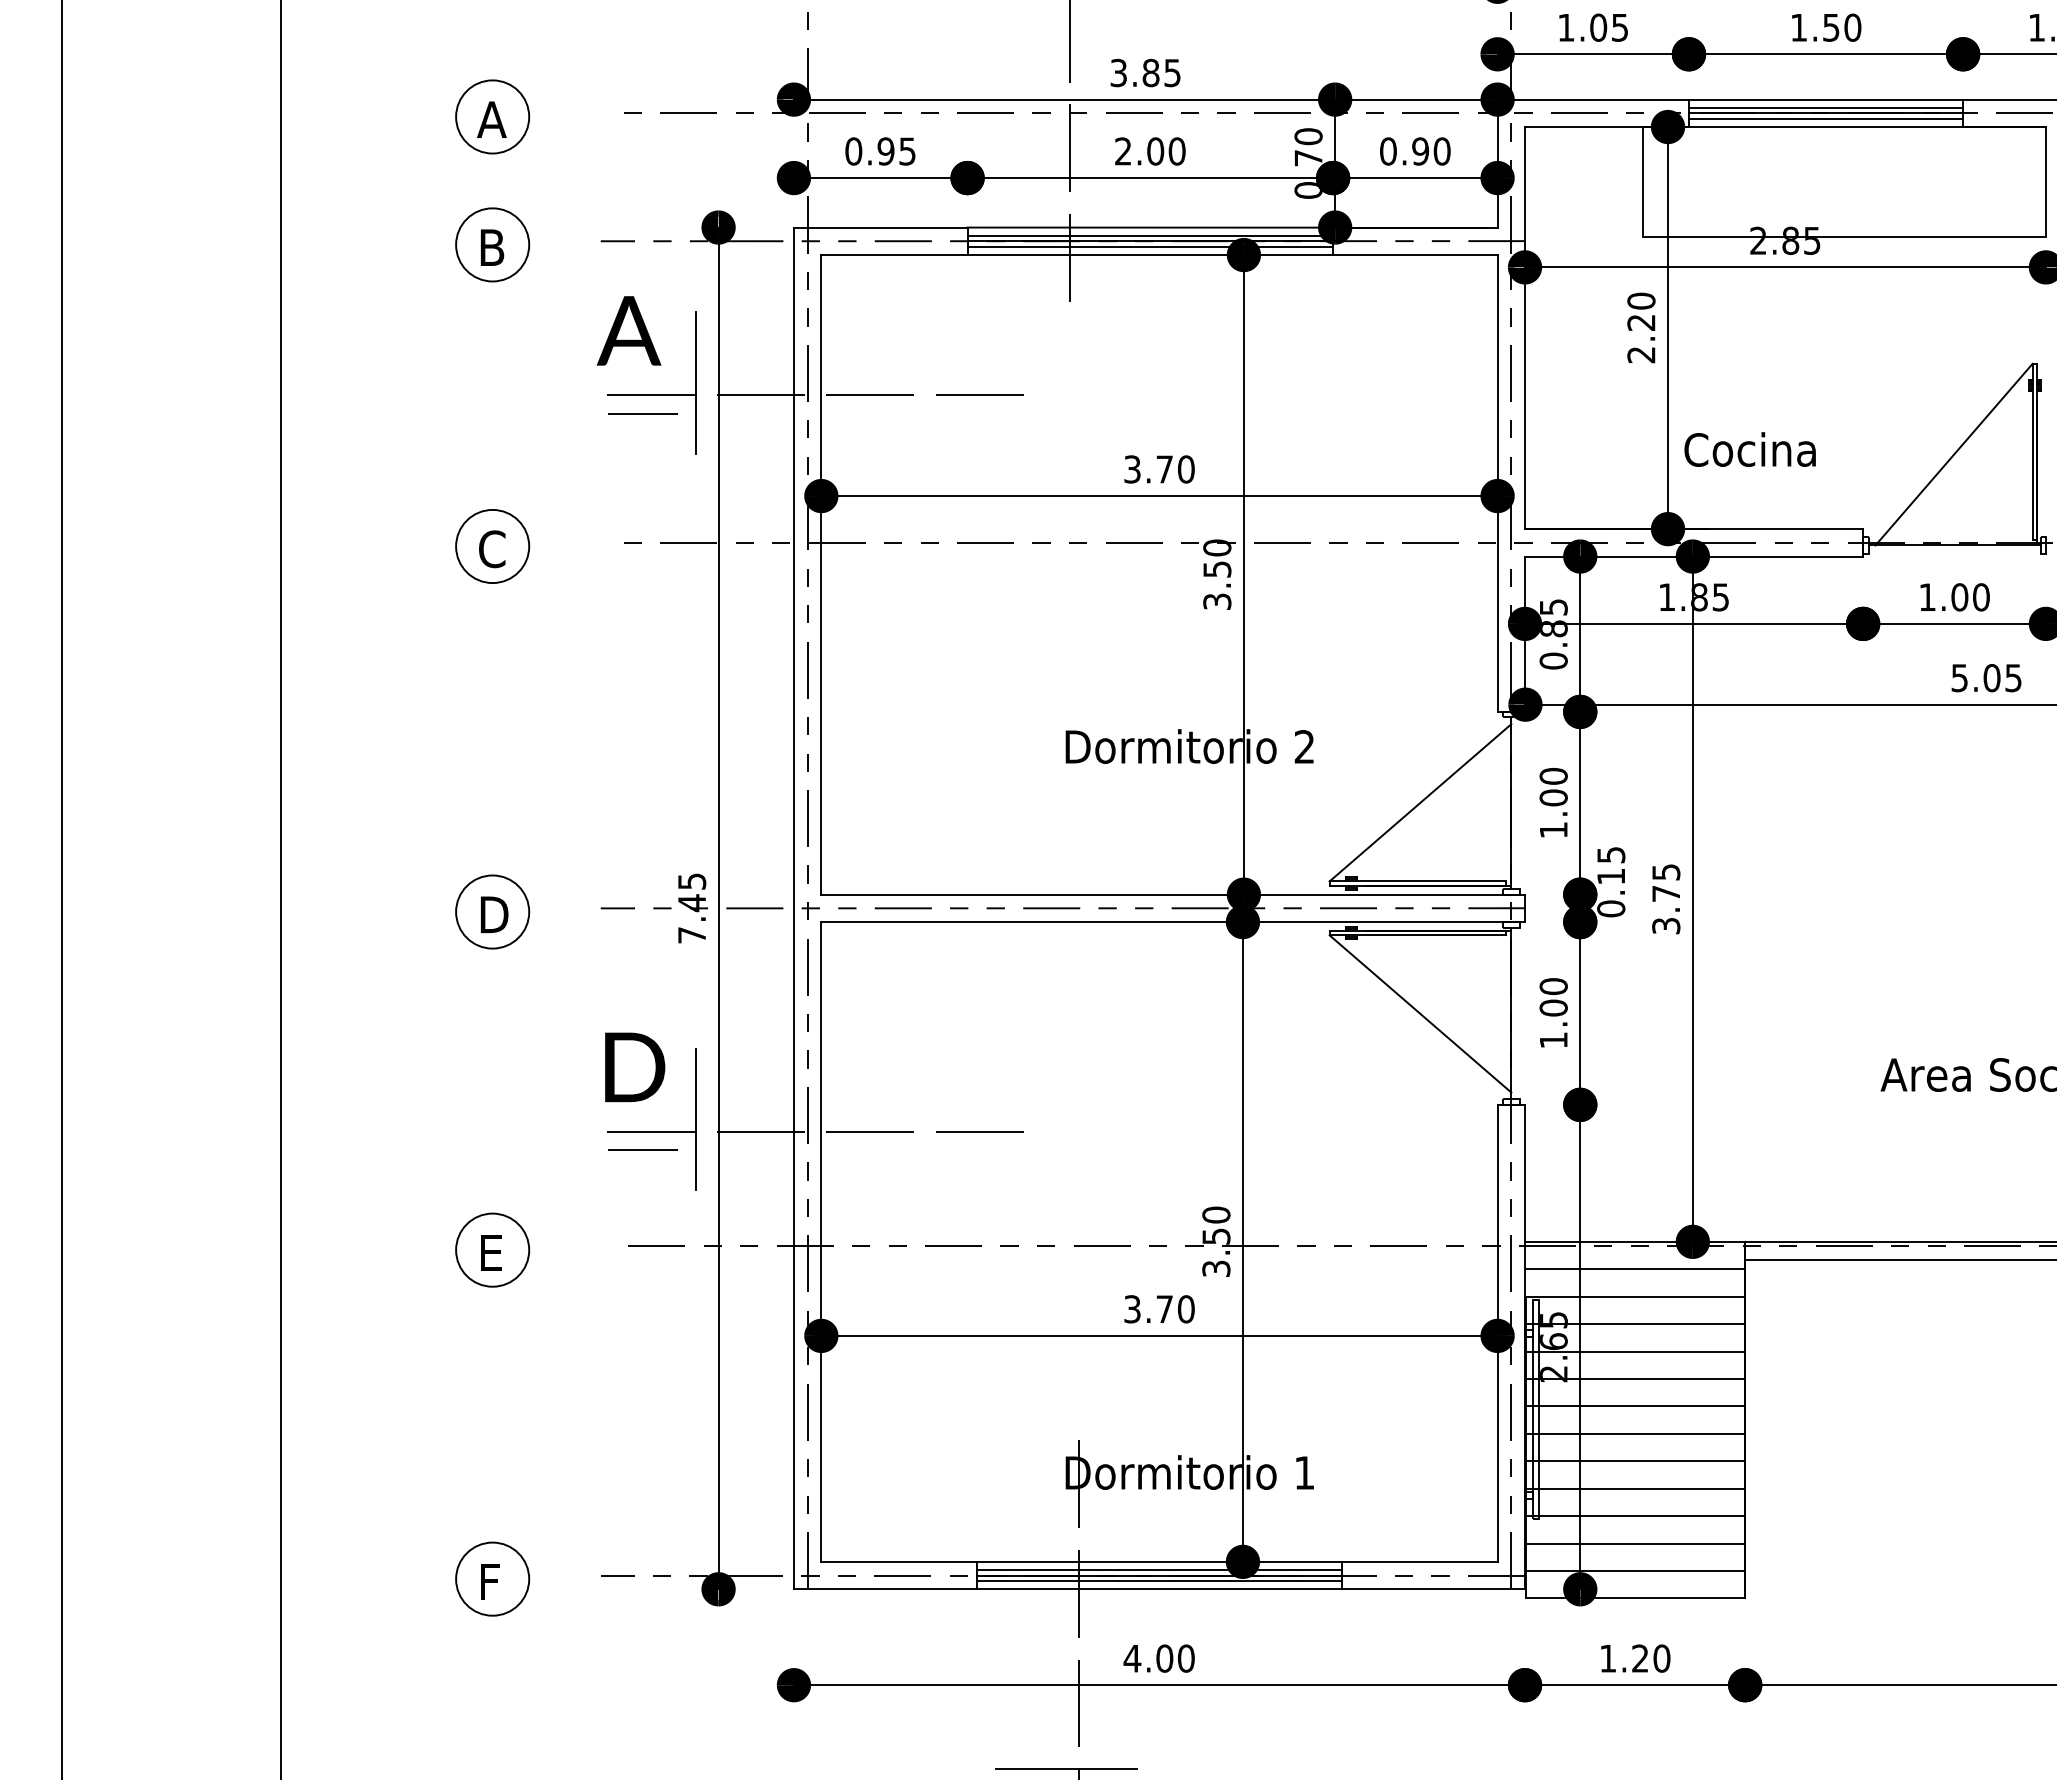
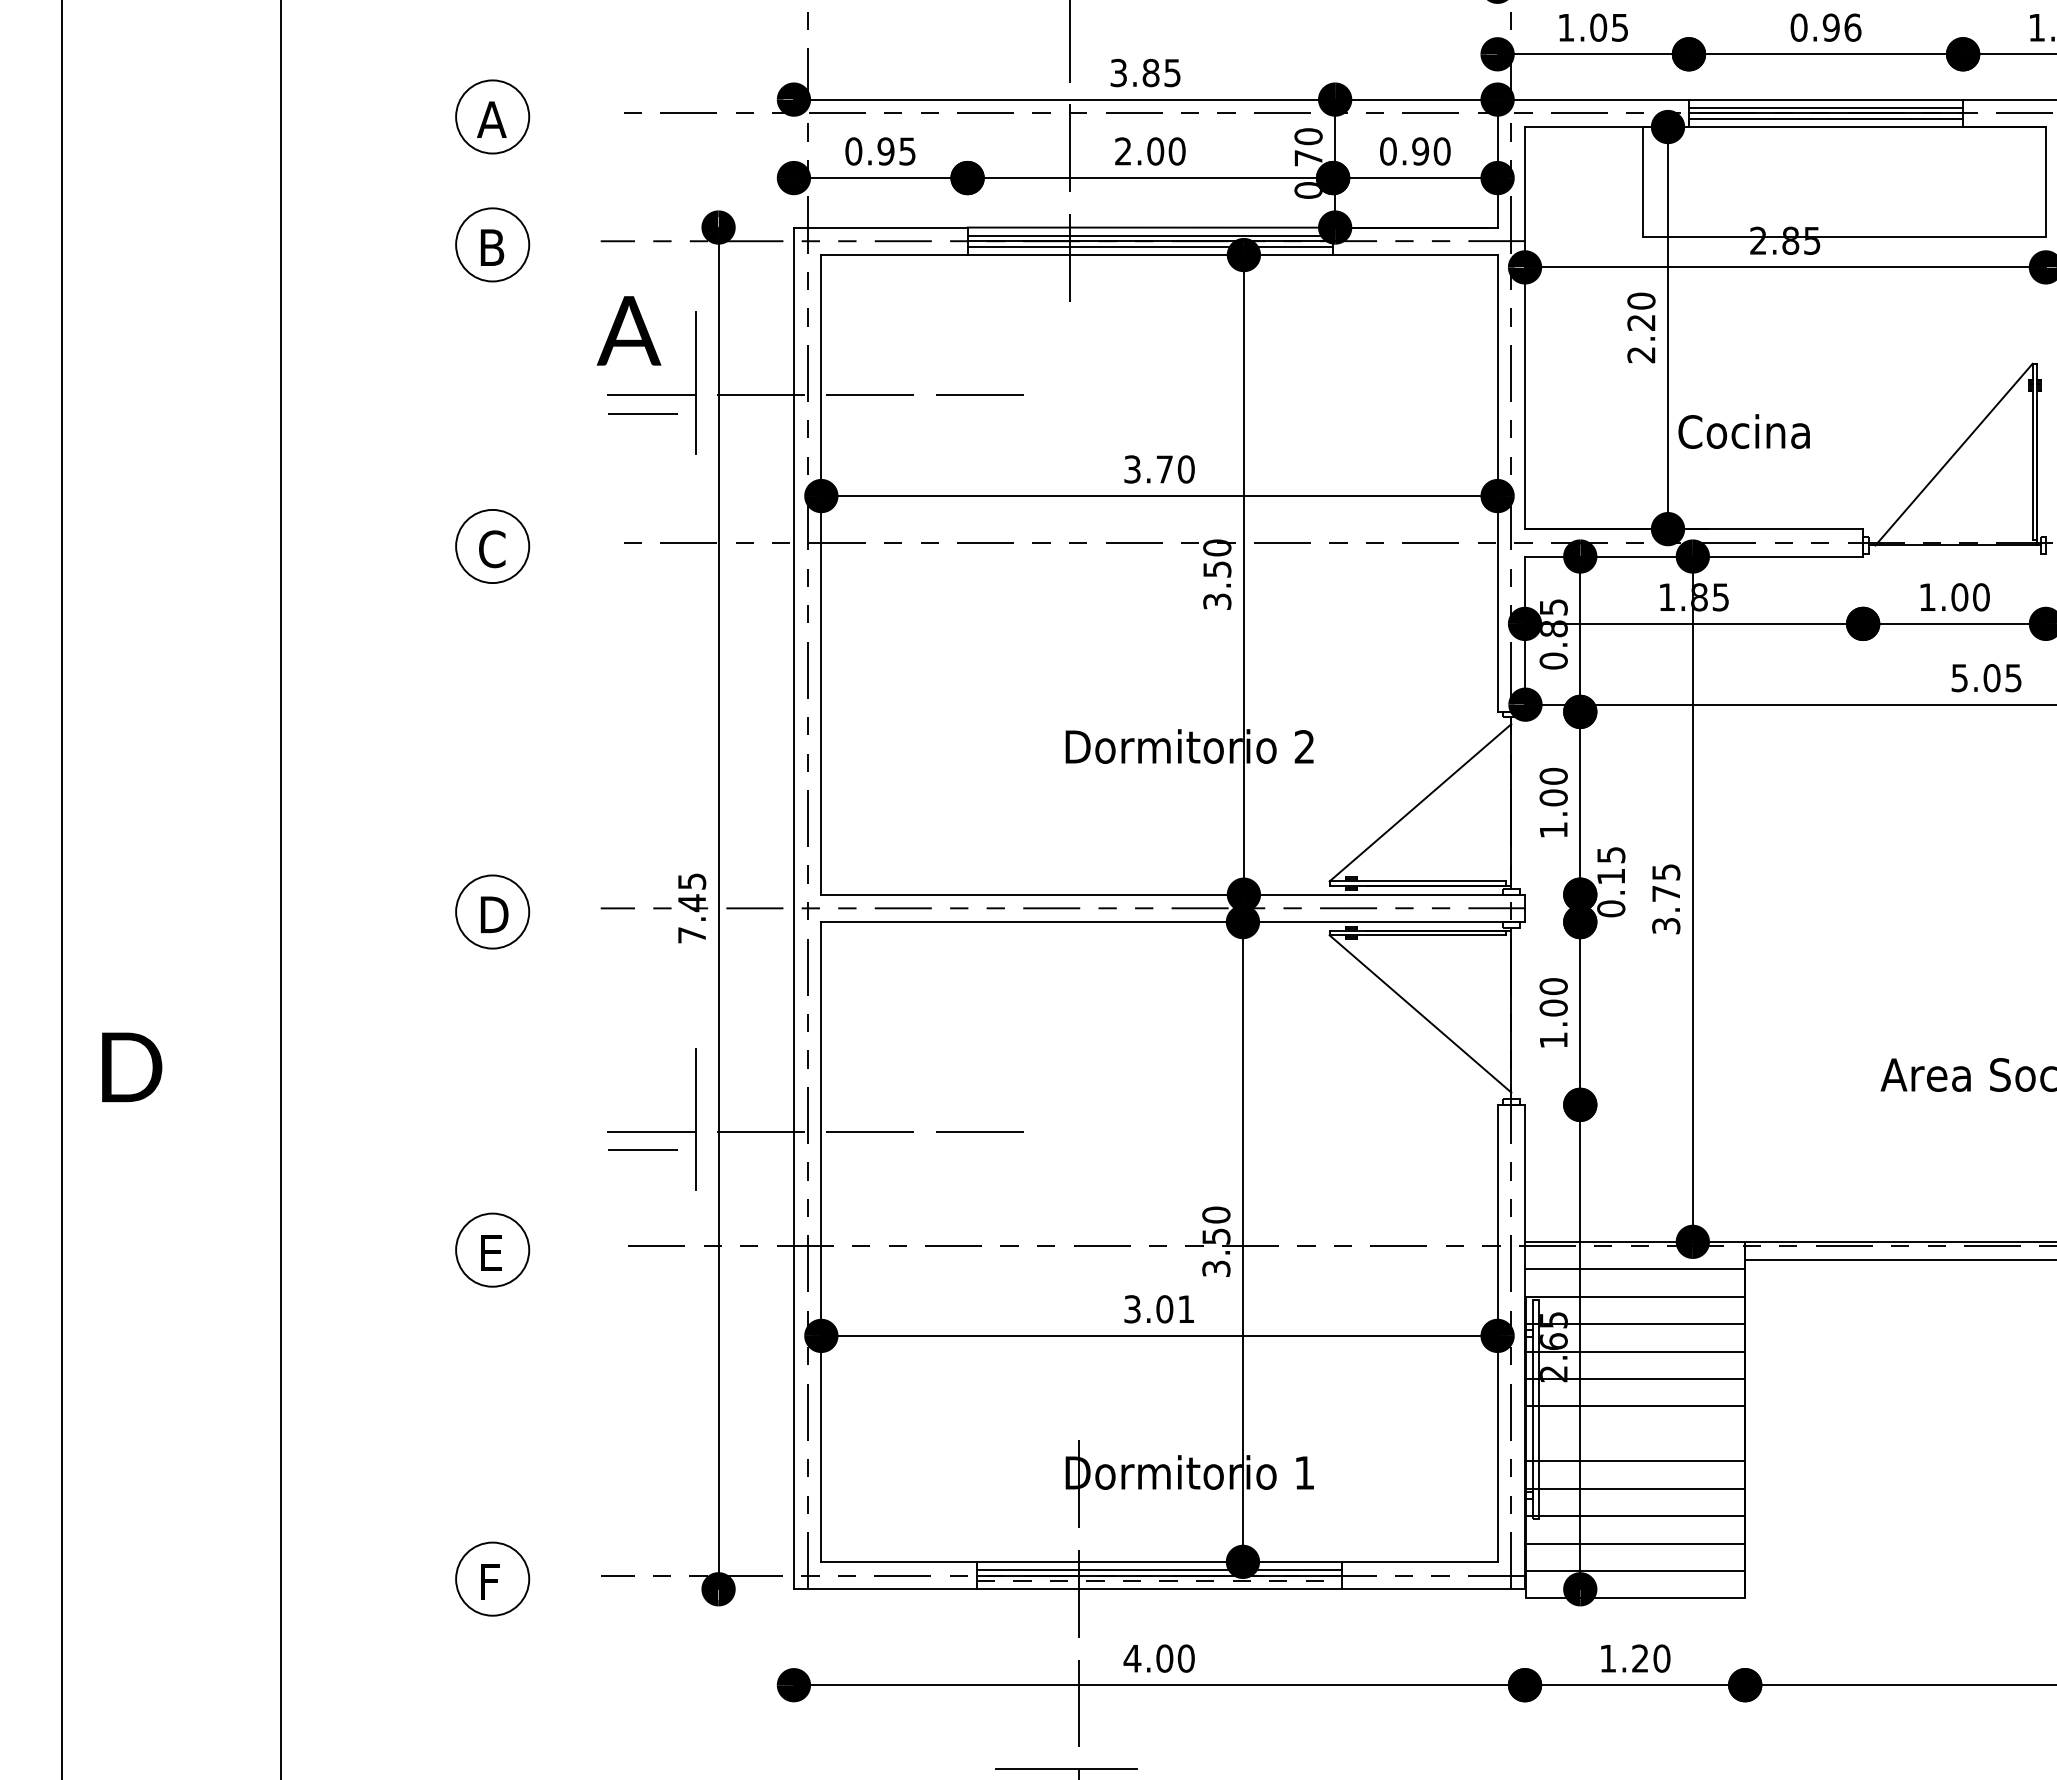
text: 1.50 -> 0.96 (1825, 27)
text position: (1749, 449) -> (1743, 431) (1743, 431)
text position: (635, 1067) -> (132, 1067) (132, 1067)
text: 3.70 -> 3.01 (1175, 1309)
line: present -> none (1635, 1433)
line: solid -> dashed (1159, 1581)
